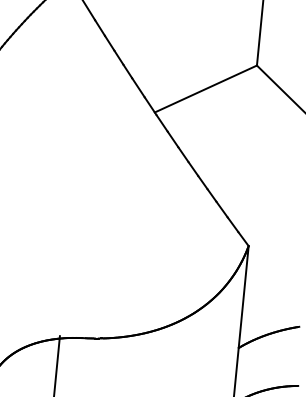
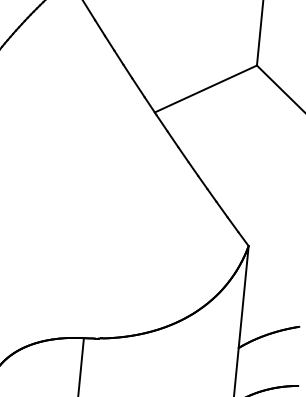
line position: (56, 364) -> (80, 365) (80, 365)
